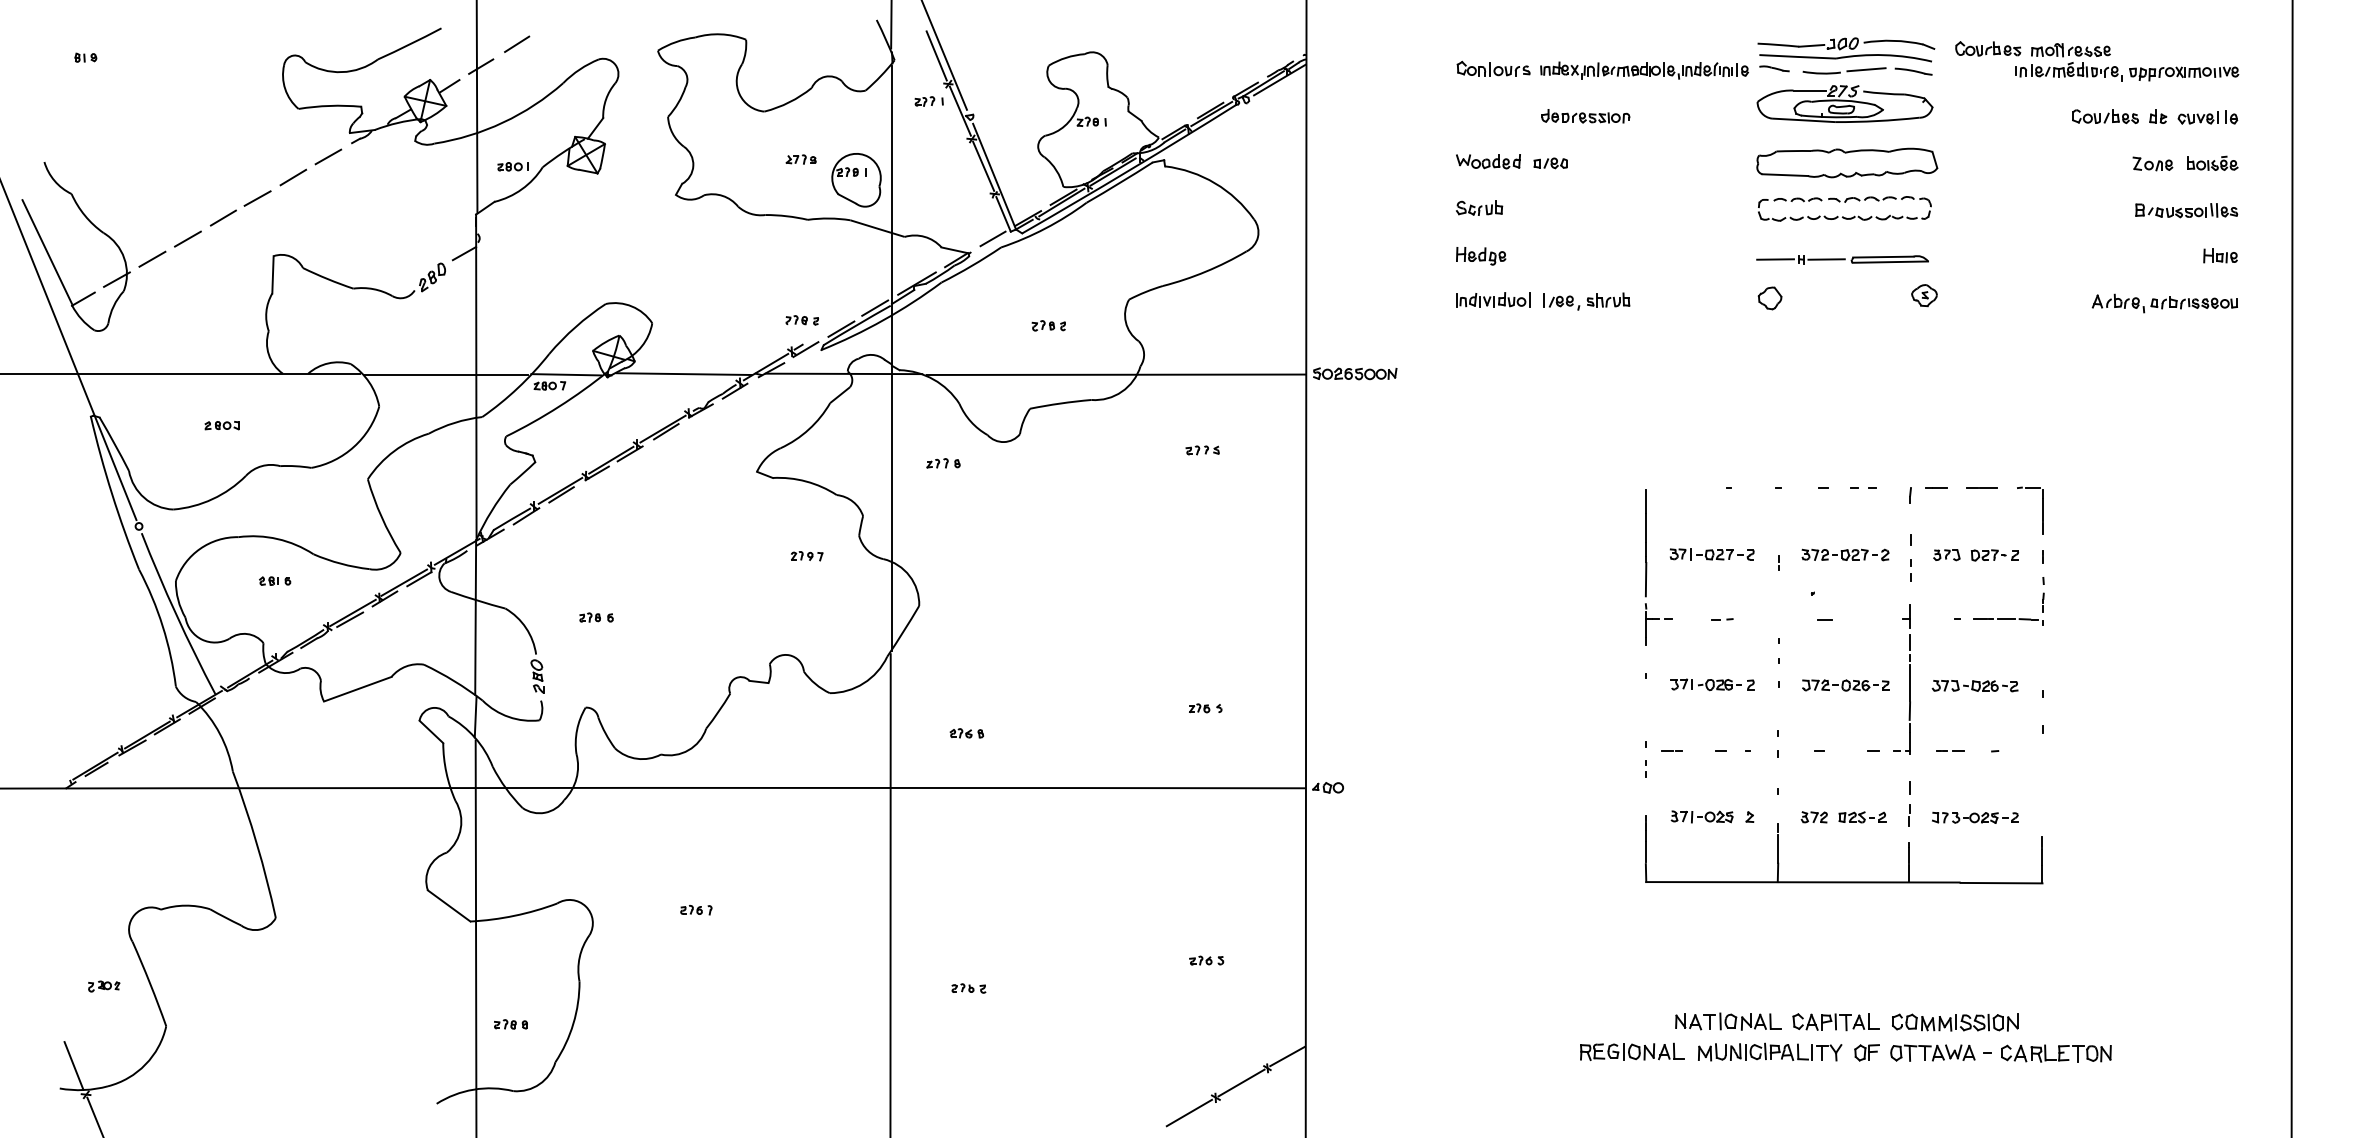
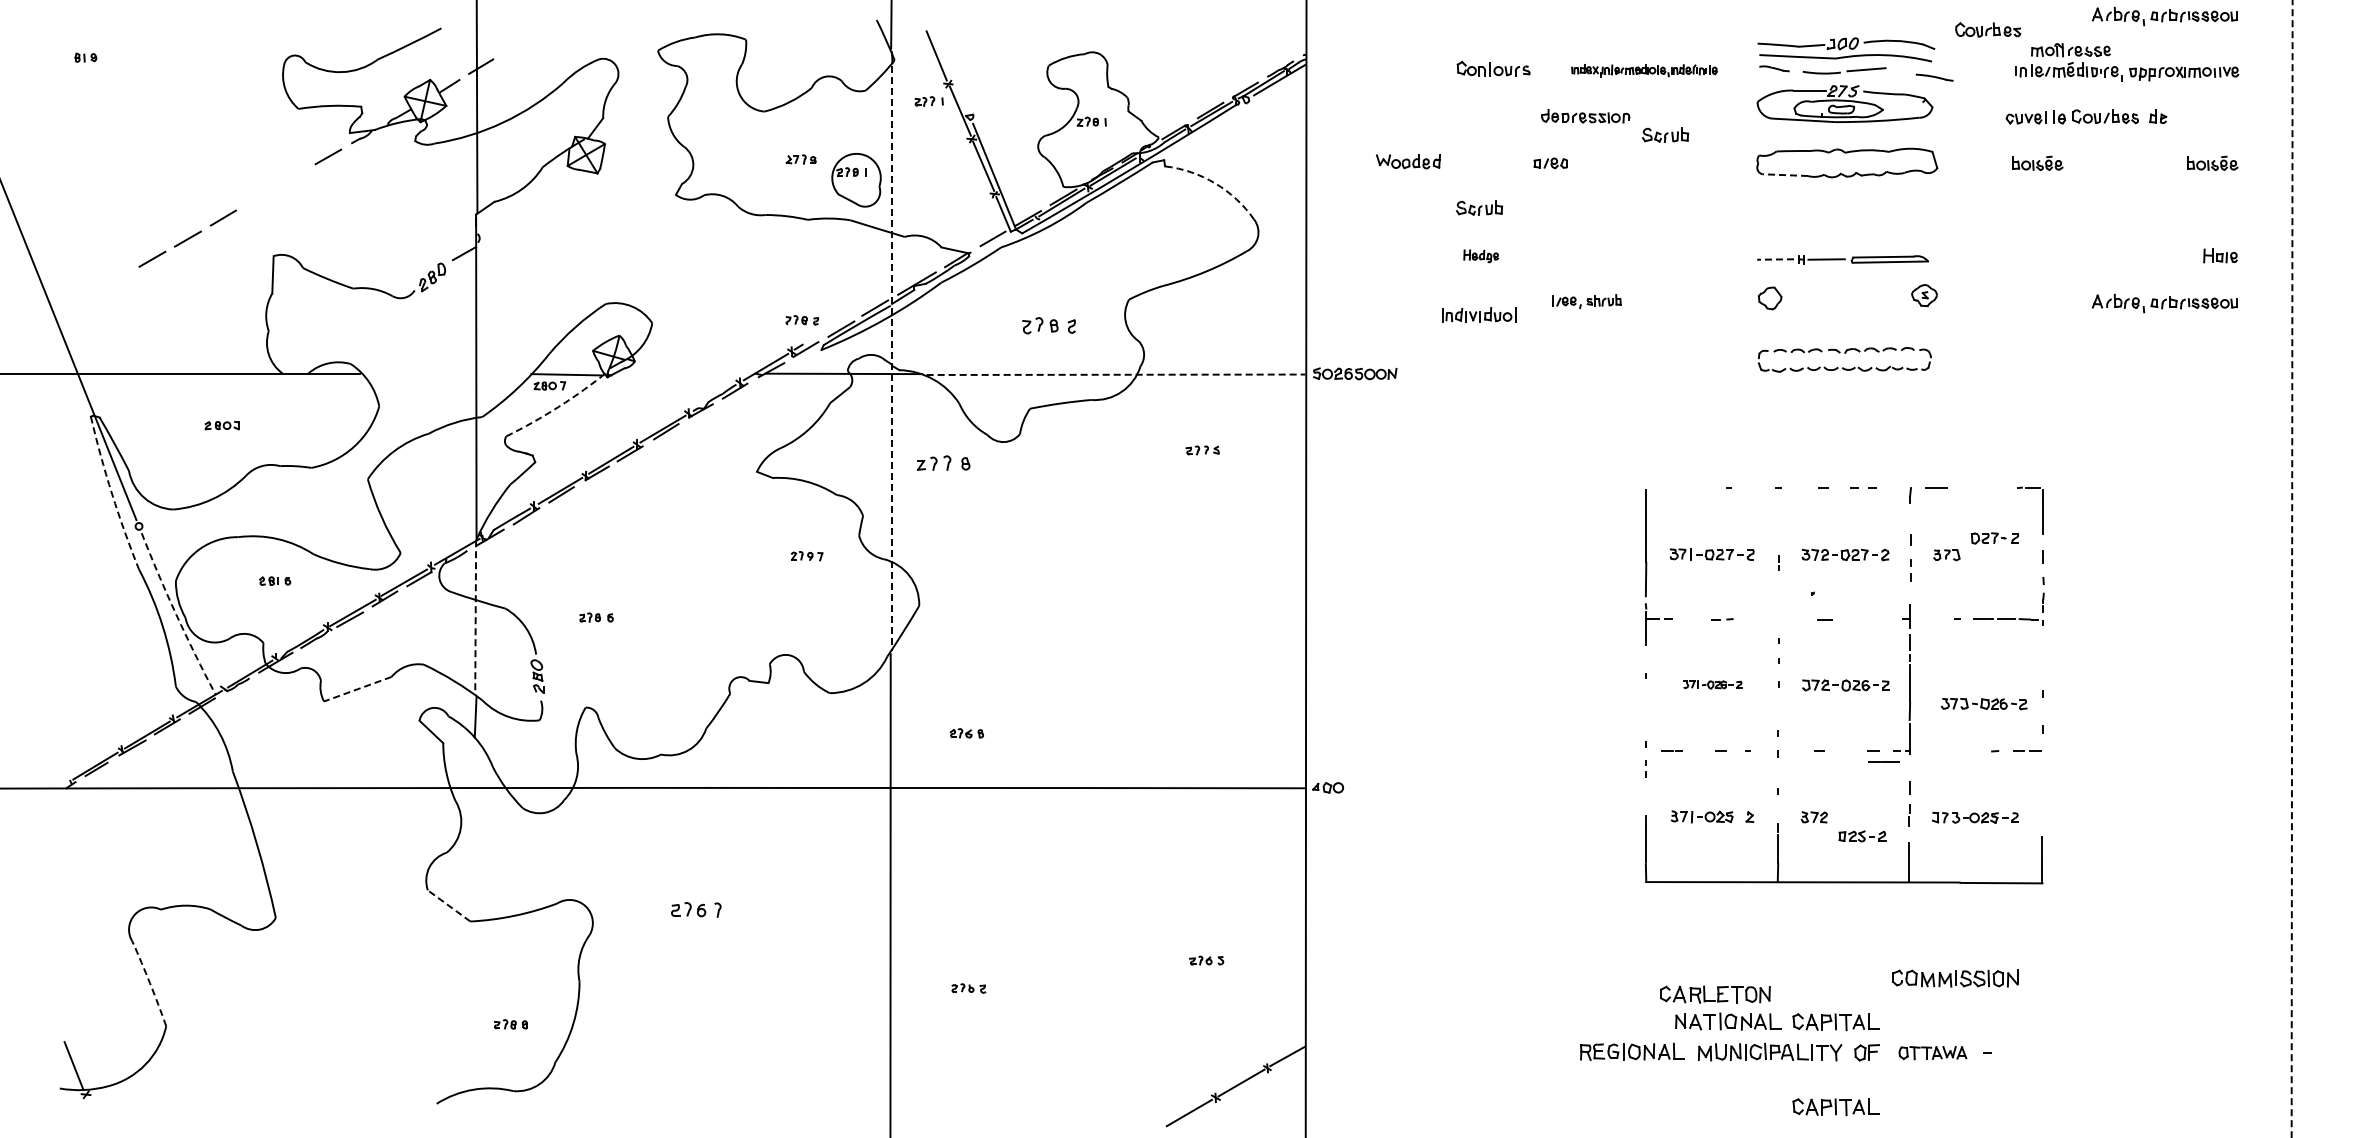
part: none -> present (2164, 16)
line: present -> none (517, 44)
part position: (1988, 48) -> (1988, 29) (1988, 29)
line: present -> none (944, 55)
part size: 209x19 px -> 147x14 px (1644, 70)
line position: (1913, 71) -> (1934, 77) (1934, 77)
part position: (2207, 117) -> (2035, 117) (2035, 117)
part: none -> present (1665, 134)
part position: (1488, 161) -> (1408, 161) (1408, 161)
part: none -> present (2037, 162)
part: present -> none (2152, 163)
part: present -> none (512, 166)
line: solid -> dashed (1785, 175)
line: present -> none (293, 177)
arc: solid -> dashed (1215, 183)
line: present -> none (257, 198)
part position: (1844, 208) -> (1844, 359) (1844, 359)
part: present -> none (2186, 210)
part size: 51x19 px -> 37x15 px (1481, 256)
part: present -> none (51, 258)
line: solid -> dashed (1775, 259)
part position: (1493, 299) -> (1479, 314) (1479, 314)
part size: 88x19 px -> 70x15 px (1586, 301)
part size: 35x12 px -> 54x18 px (1048, 325)
line: solid -> dashed (891, 358)
line: present -> none (683, 374)
line: solid -> dashed (1116, 374)
line: present -> none (445, 375)
arc: solid -> dashed (559, 406)
part size: 35x11 px -> 54x16 px (943, 462)
line position: (1981, 487) -> (1883, 761) (1883, 761)
arc: solid -> dashed (112, 494)
part position: (1994, 555) -> (1994, 538) (1994, 538)
line: solid -> dashed (2292, 568)
arc: solid -> dashed (176, 614)
line: solid -> dashed (475, 618)
part size: 85x14 px -> 60x10 px (1712, 684)
part position: (1974, 686) -> (1983, 704) (1983, 704)
line: solid -> dashed (357, 689)
part: present -> none (1205, 708)
line position: (1952, 750) -> (2029, 750) (2029, 750)
part position: (1862, 817) -> (1862, 836) (1862, 836)
line: solid -> dashed (448, 905)
part size: 33x11 px -> 51x16 px (696, 909)
line: present -> none (475, 937)
arc: solid -> dashed (150, 983)
part: present -> none (104, 986)
part position: (1955, 1022) -> (1955, 978) (1955, 978)
part size: 86x18 px -> 70x15 px (1932, 1053)
part position: (2056, 1053) -> (1715, 994) (1715, 994)
part: none -> present (1835, 1107)
line: present -> none (94, 1115)
